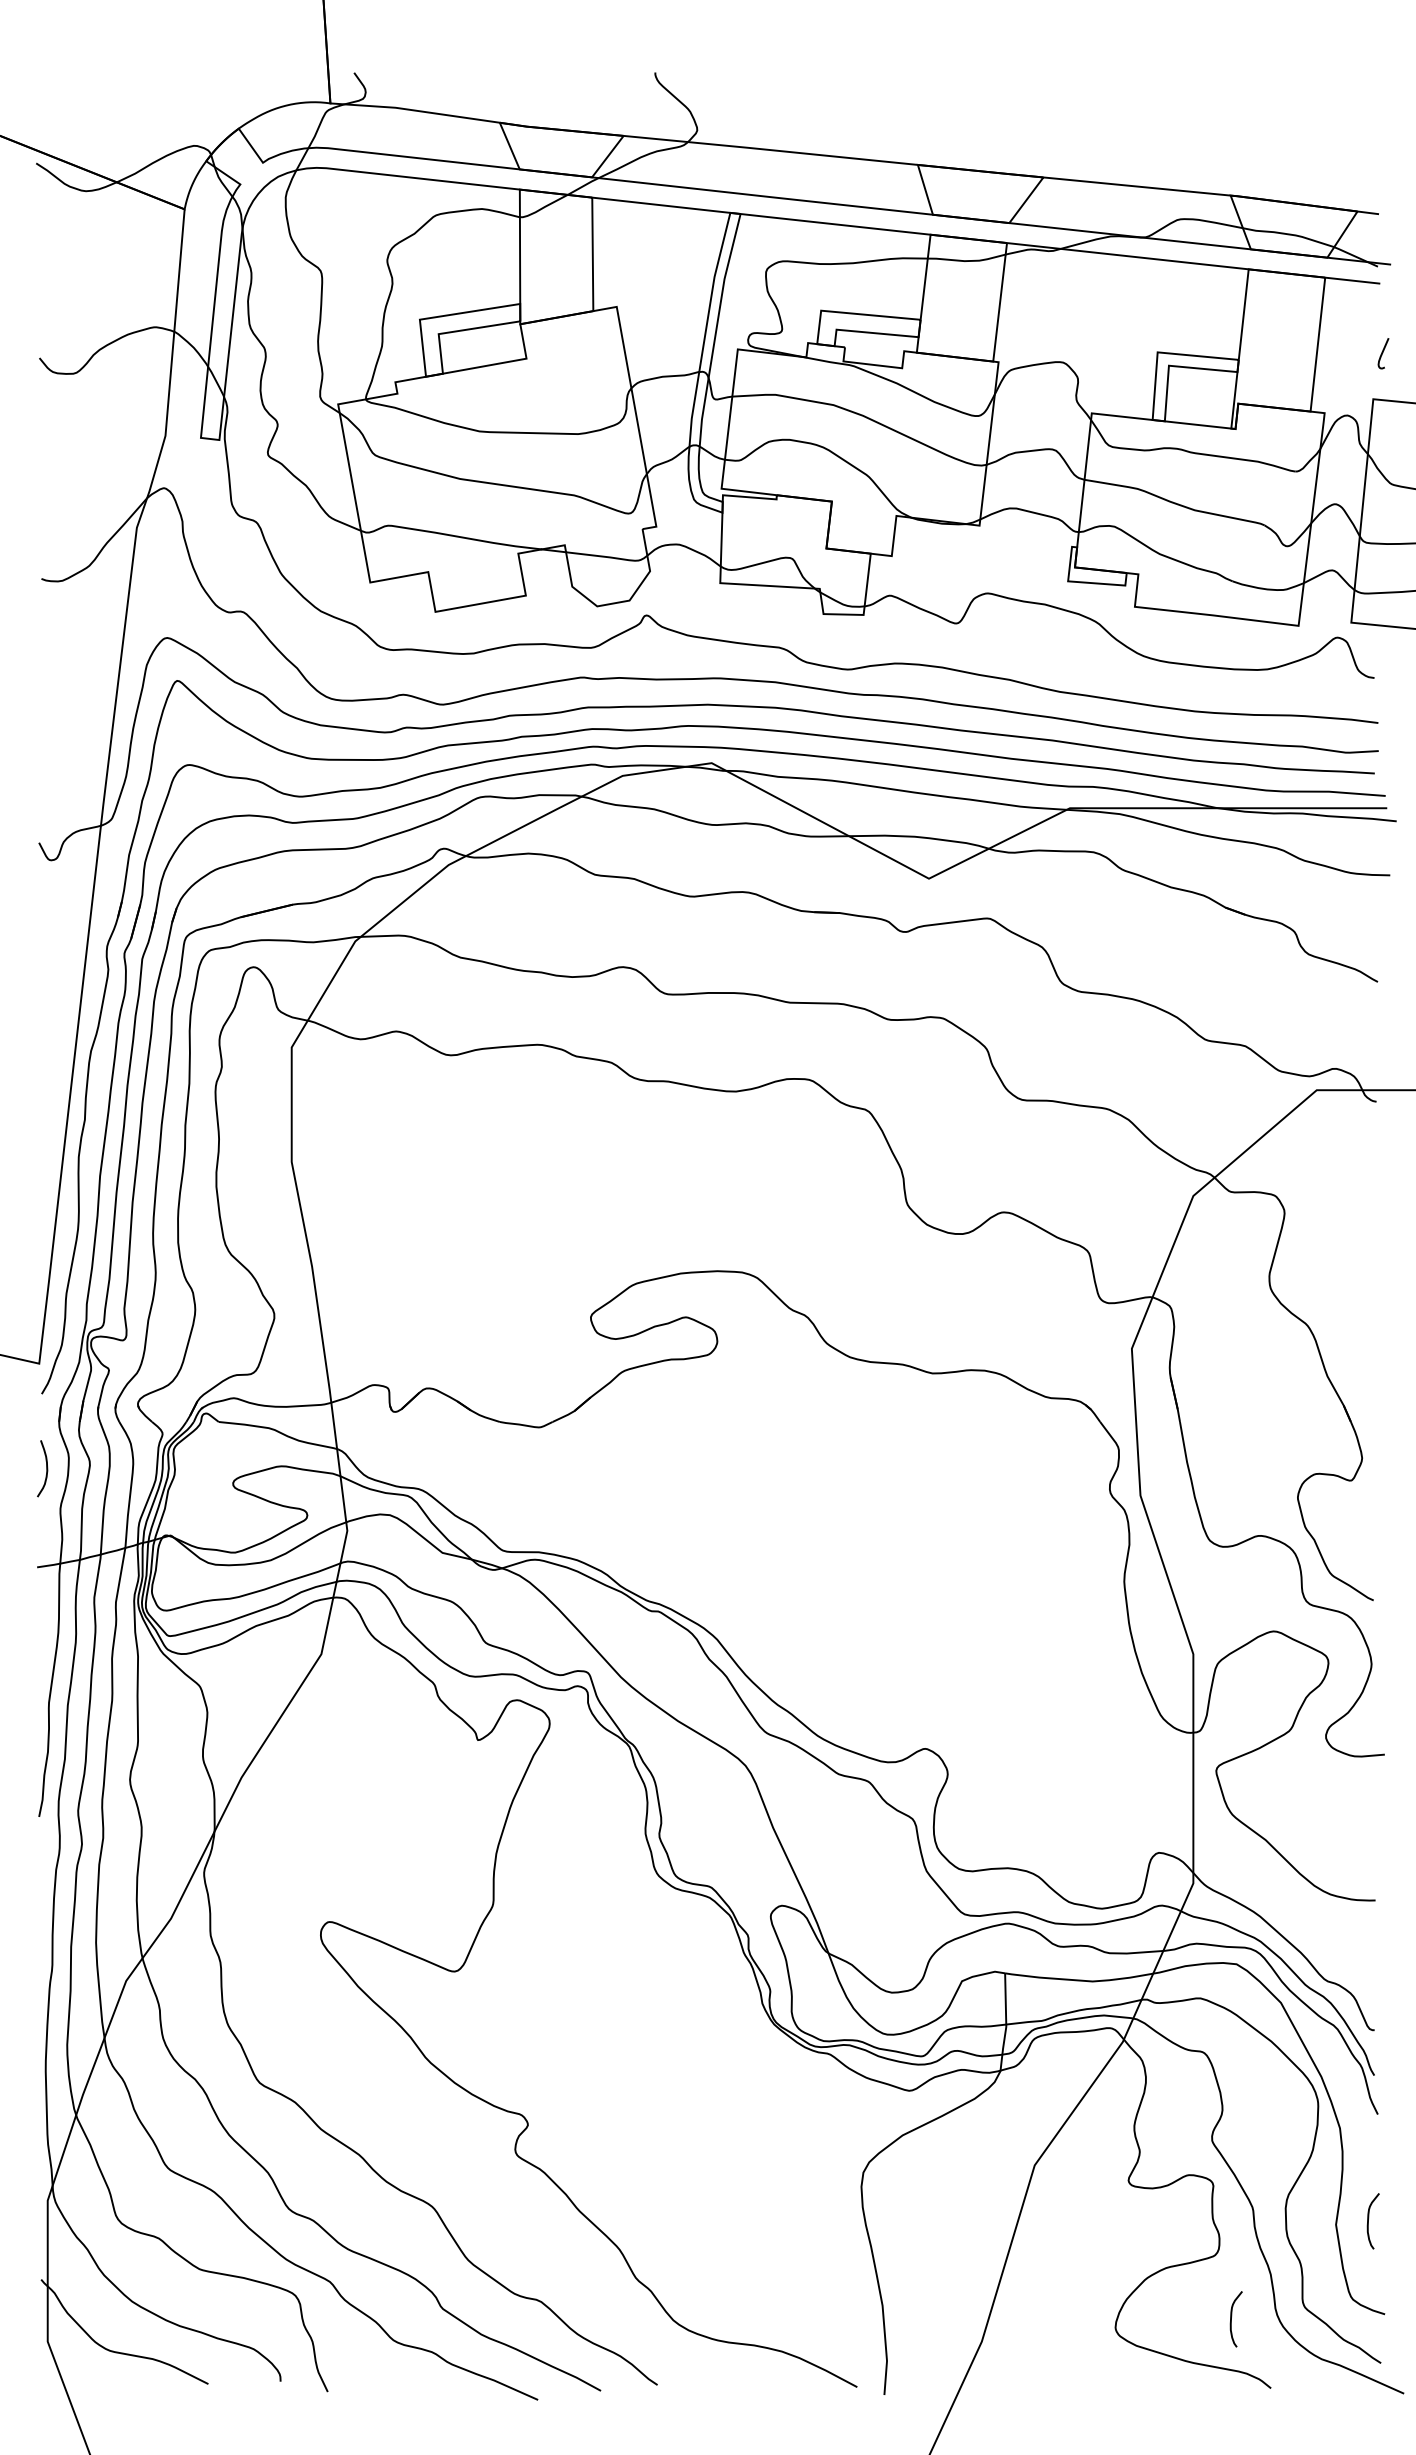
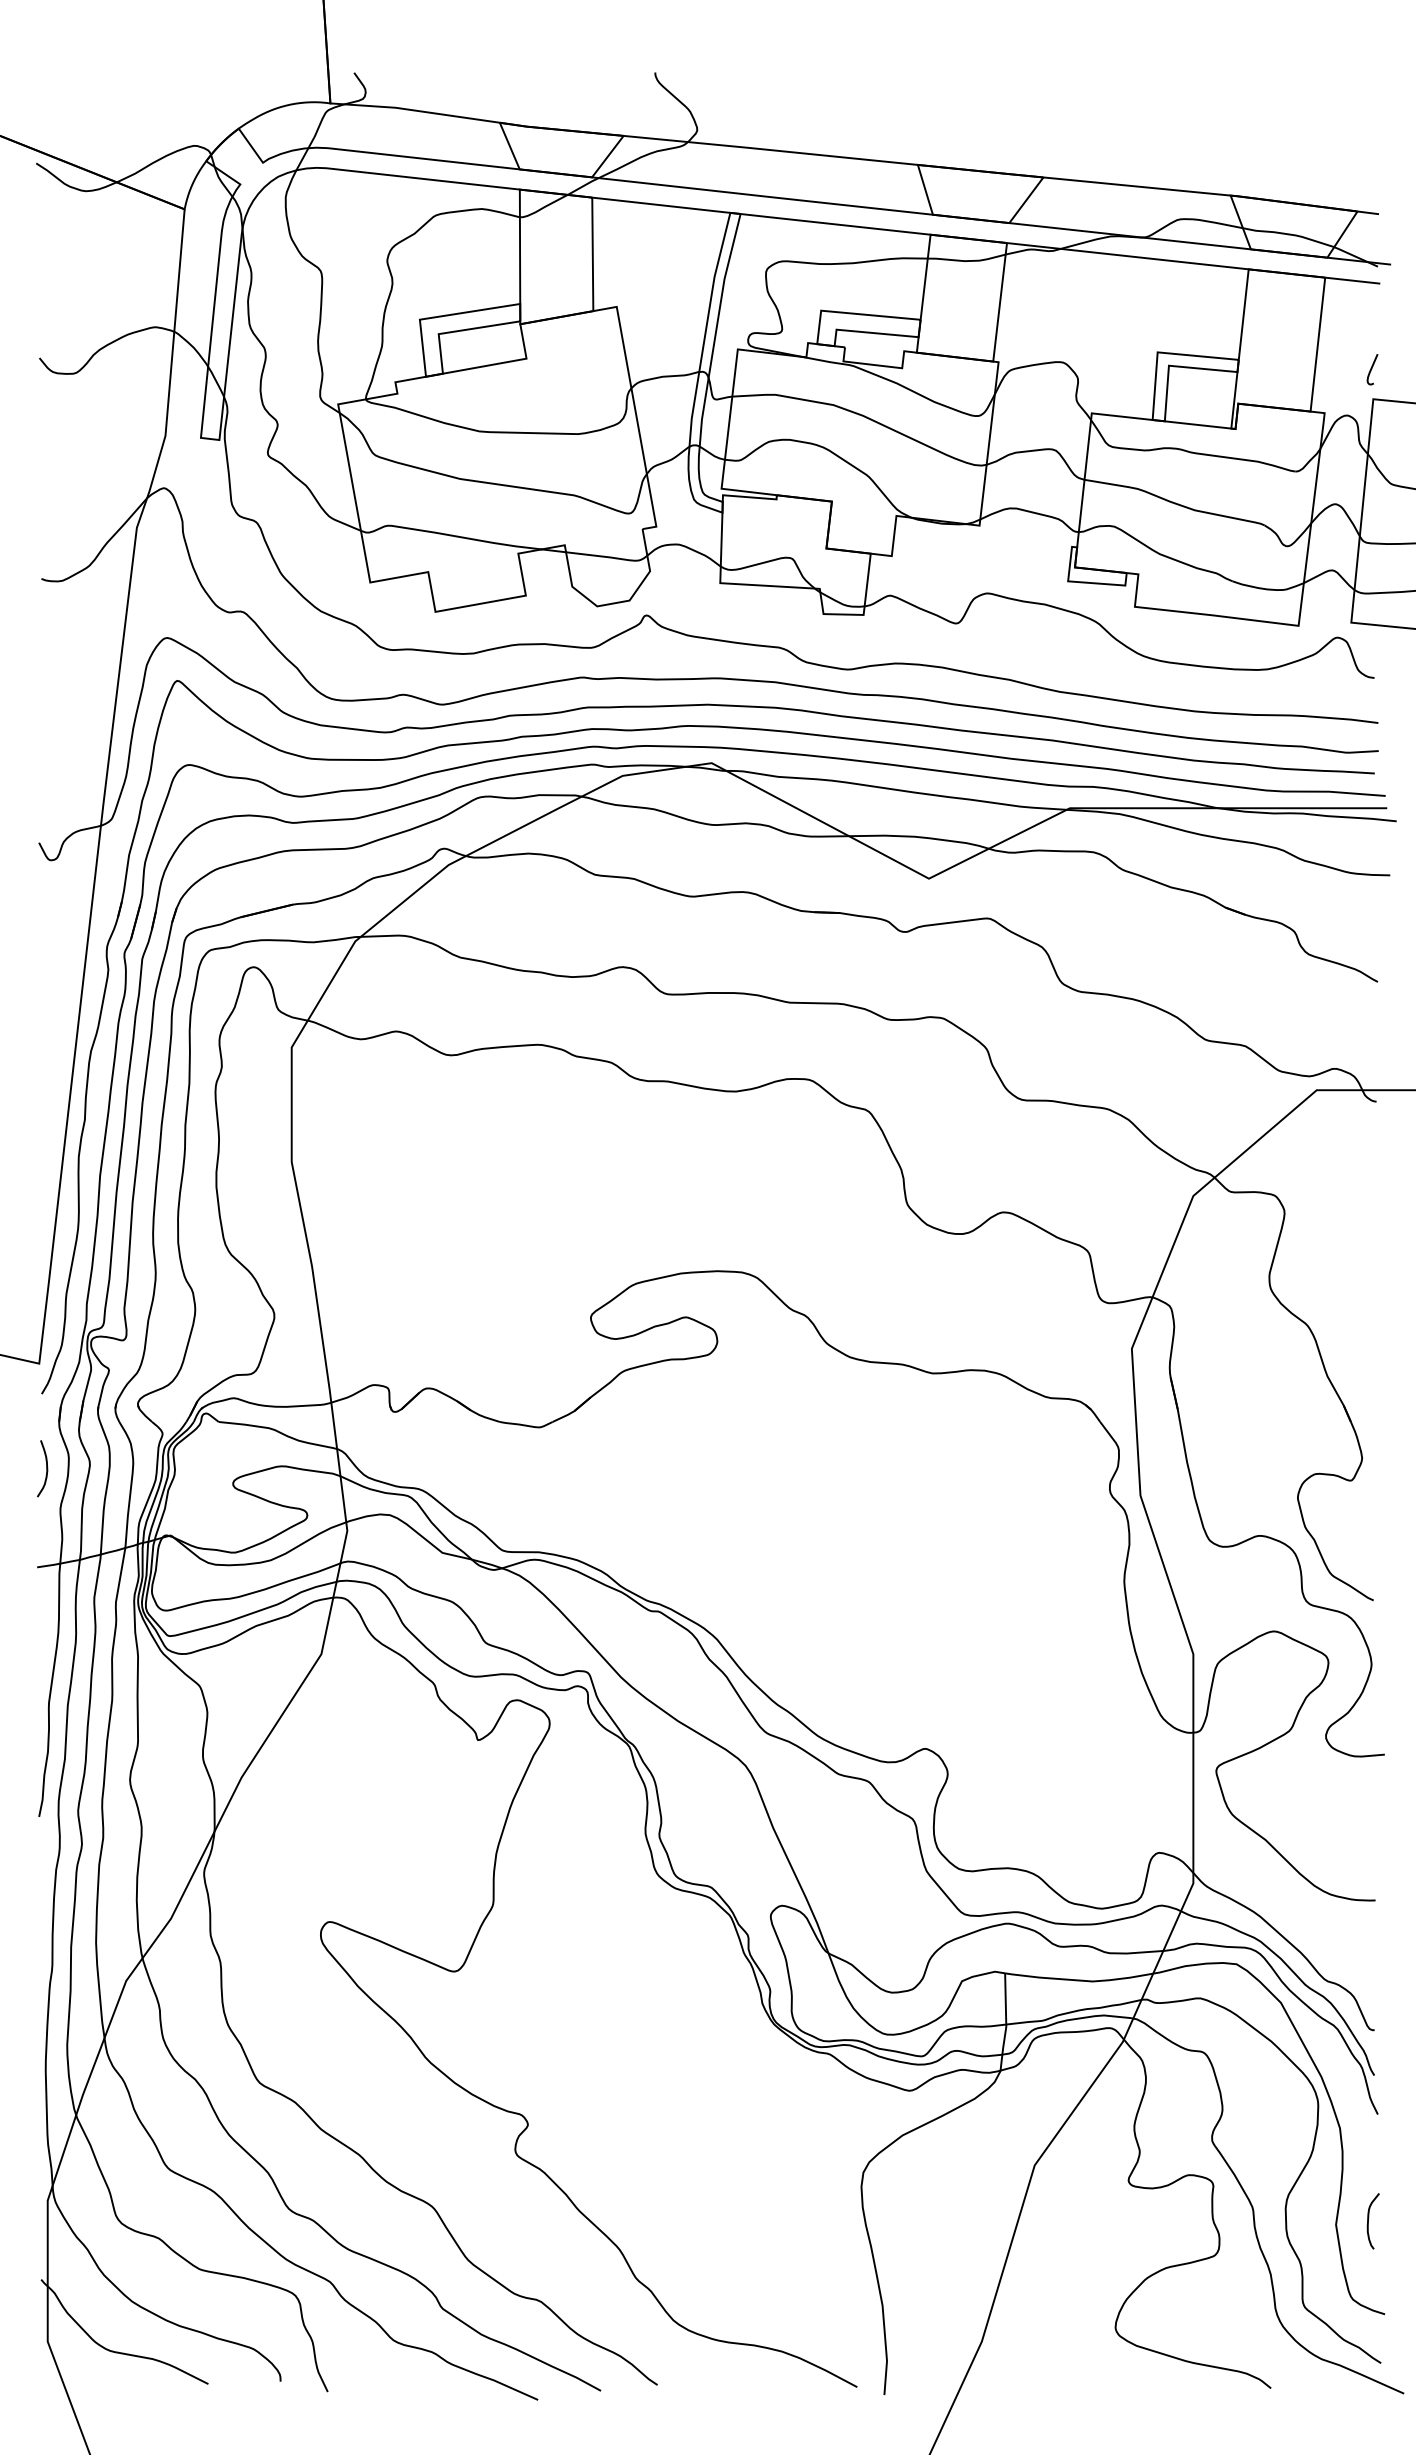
curve position: (1383, 353) -> (1372, 369) (1372, 369)
curve: present -> none (1231, 2319)
